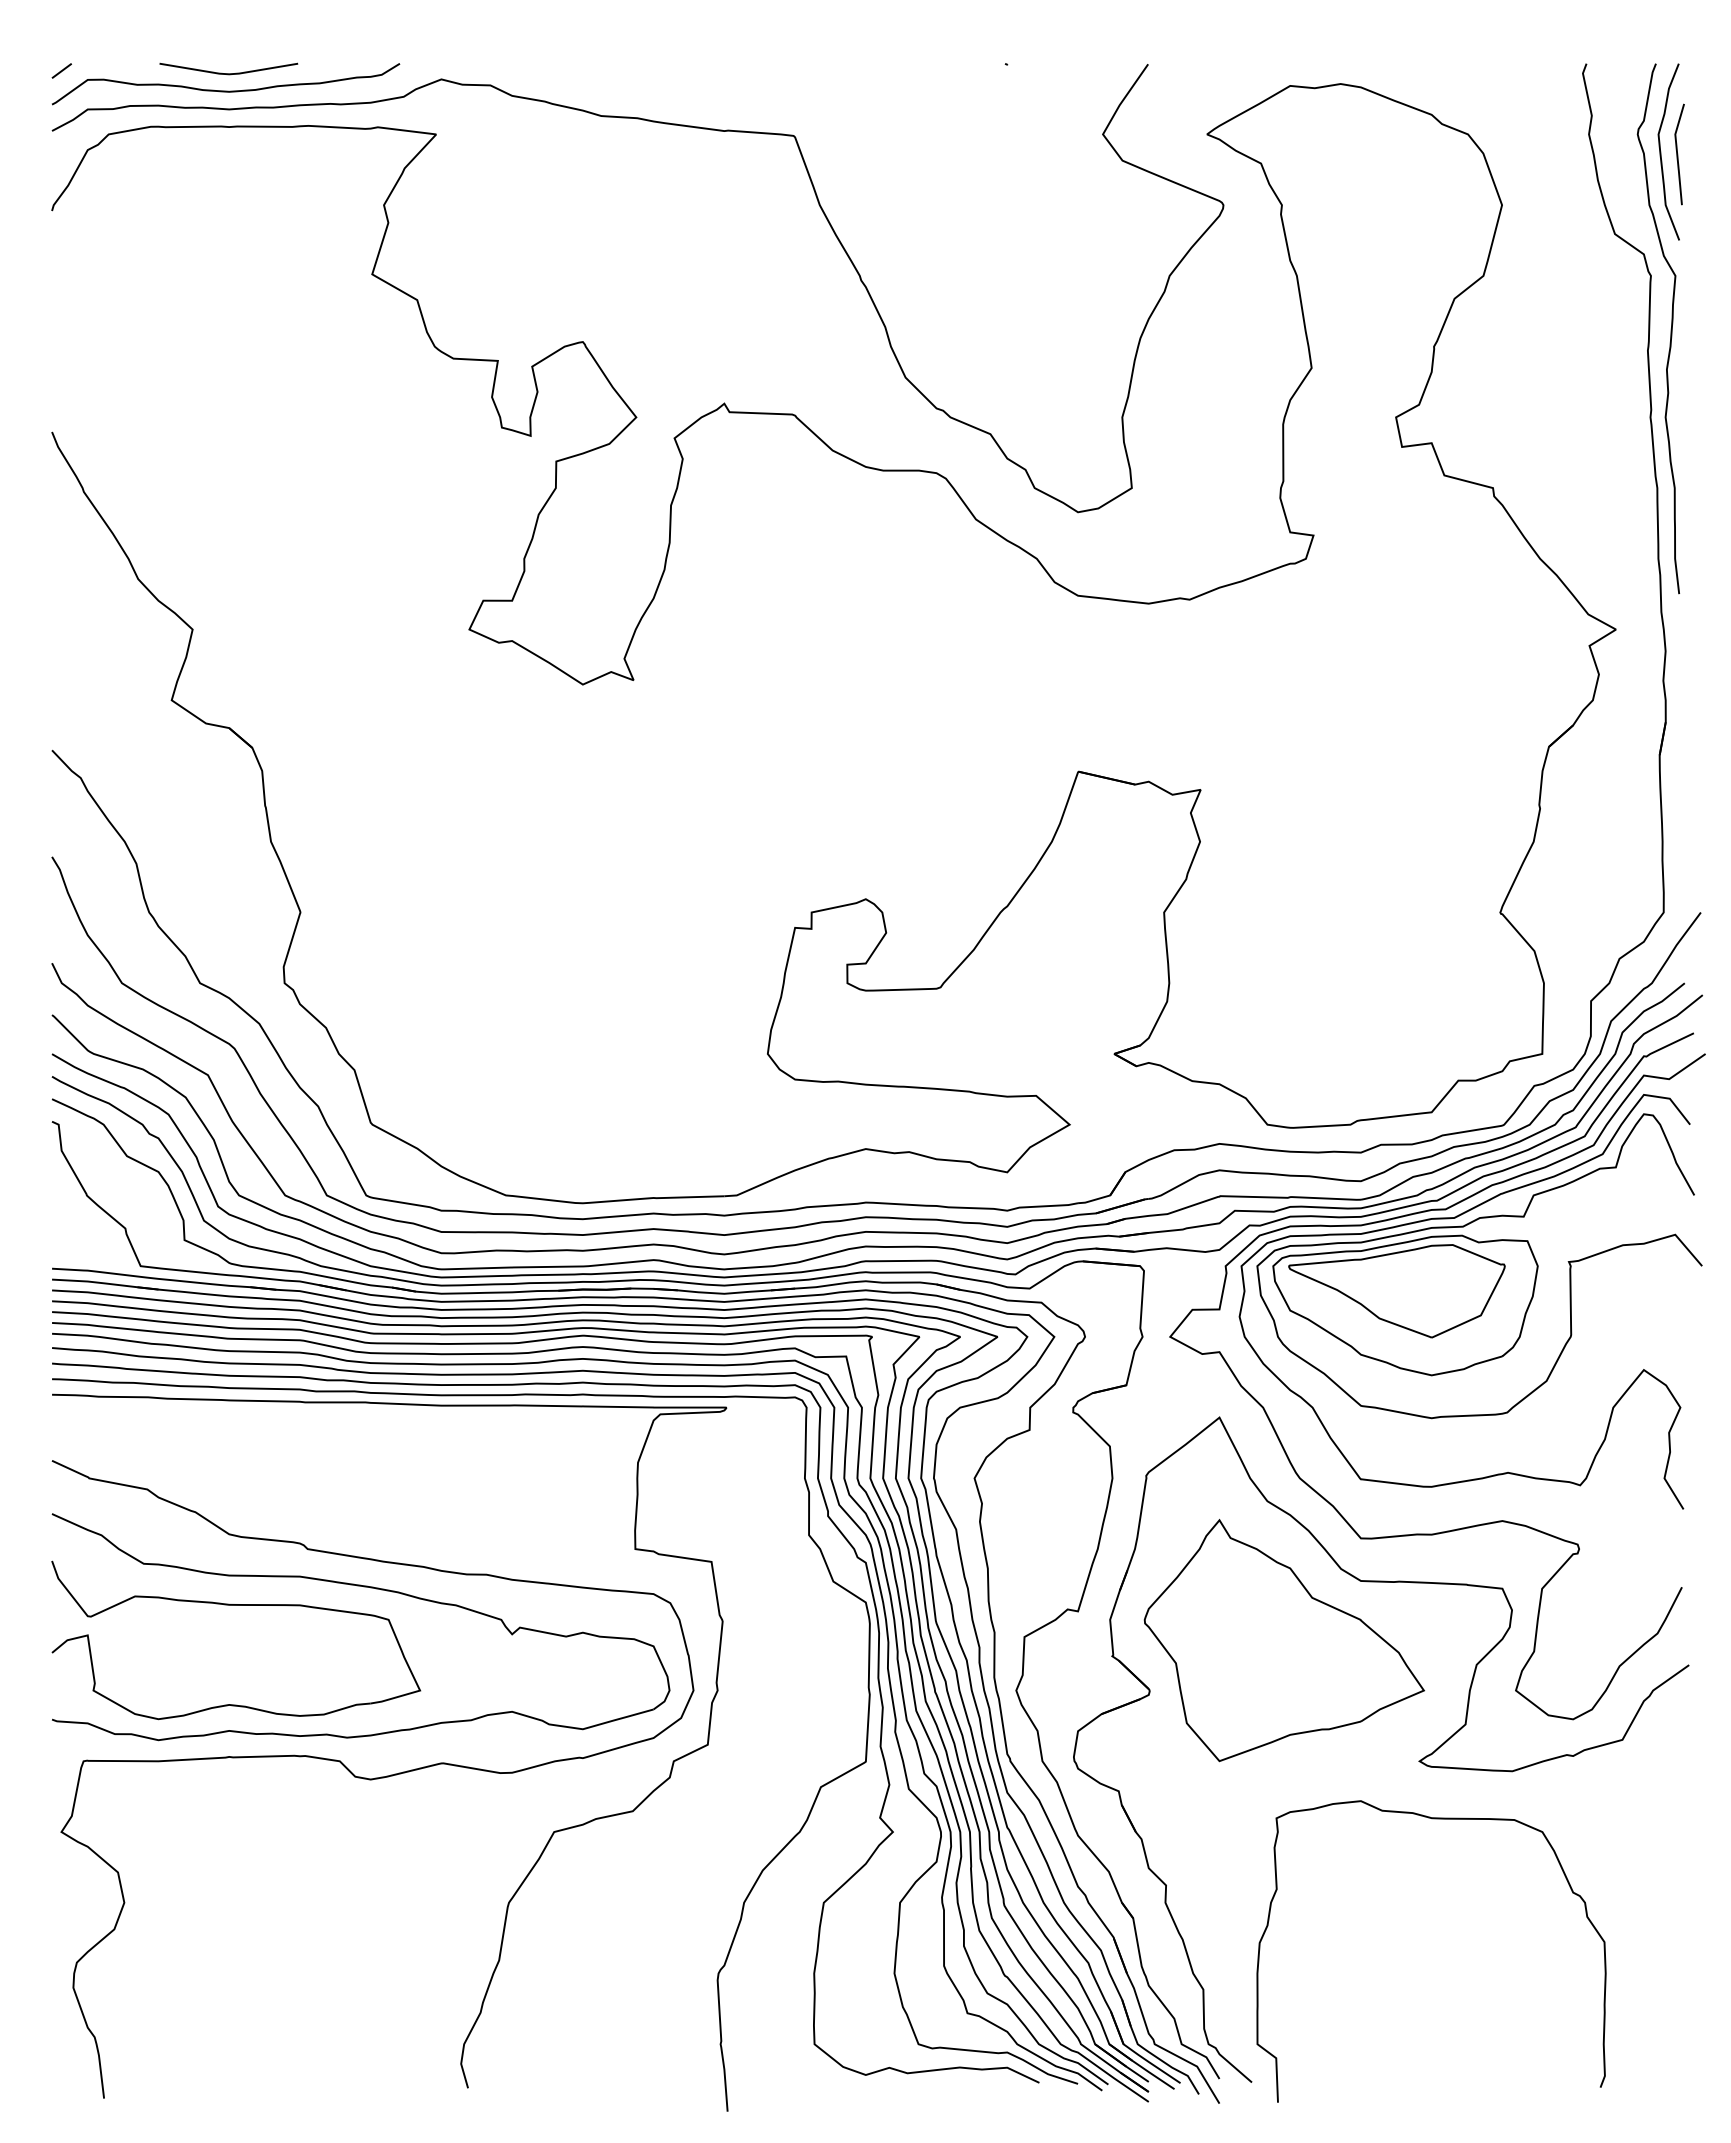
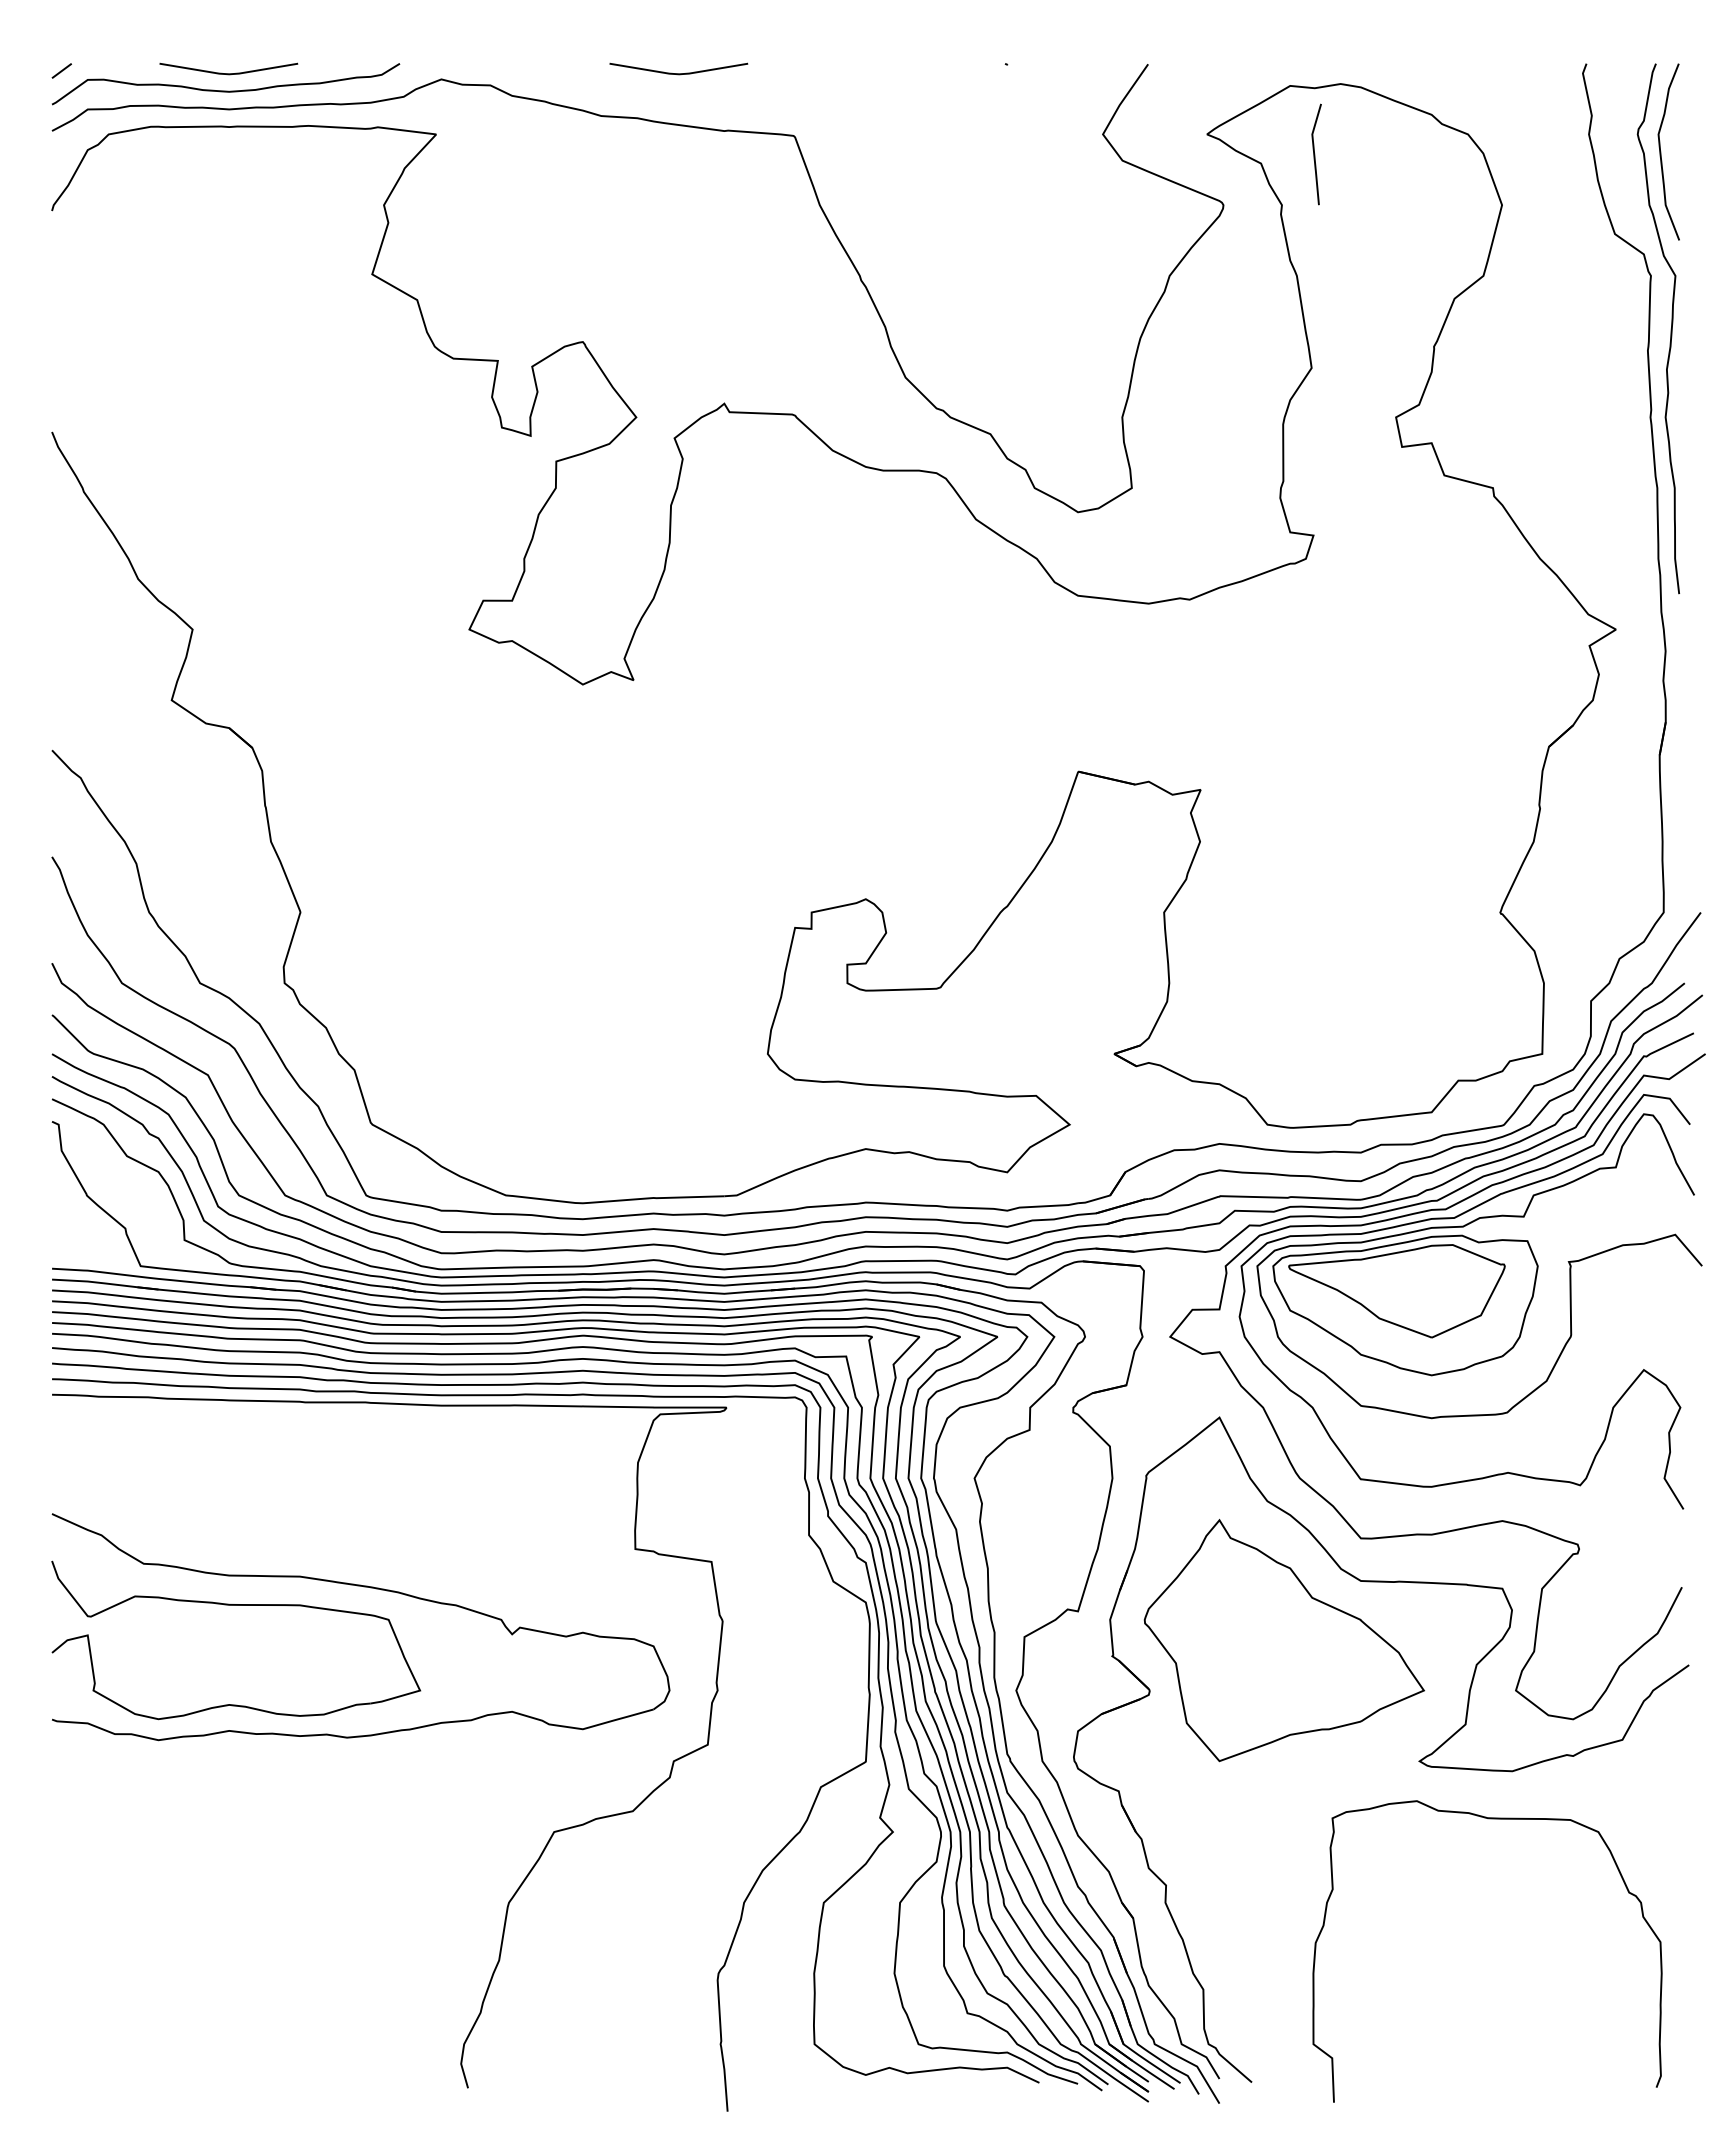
line: none -> present (678, 73)
line position: (1678, 154) -> (1315, 154) (1315, 154)
curve: present -> none (372, 1779)
curve position: (1432, 1819) -> (1488, 1819) (1488, 1819)
